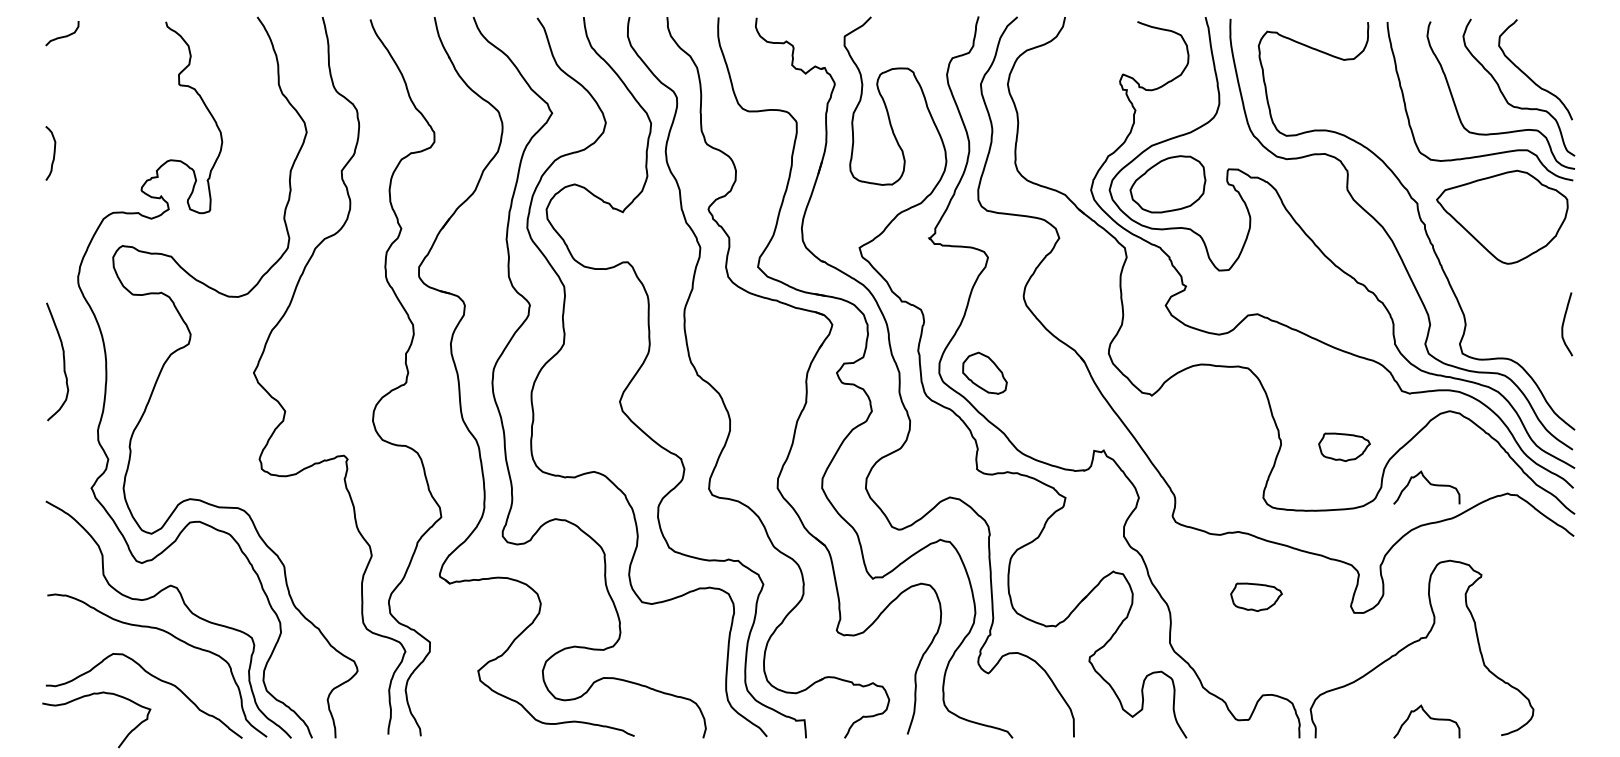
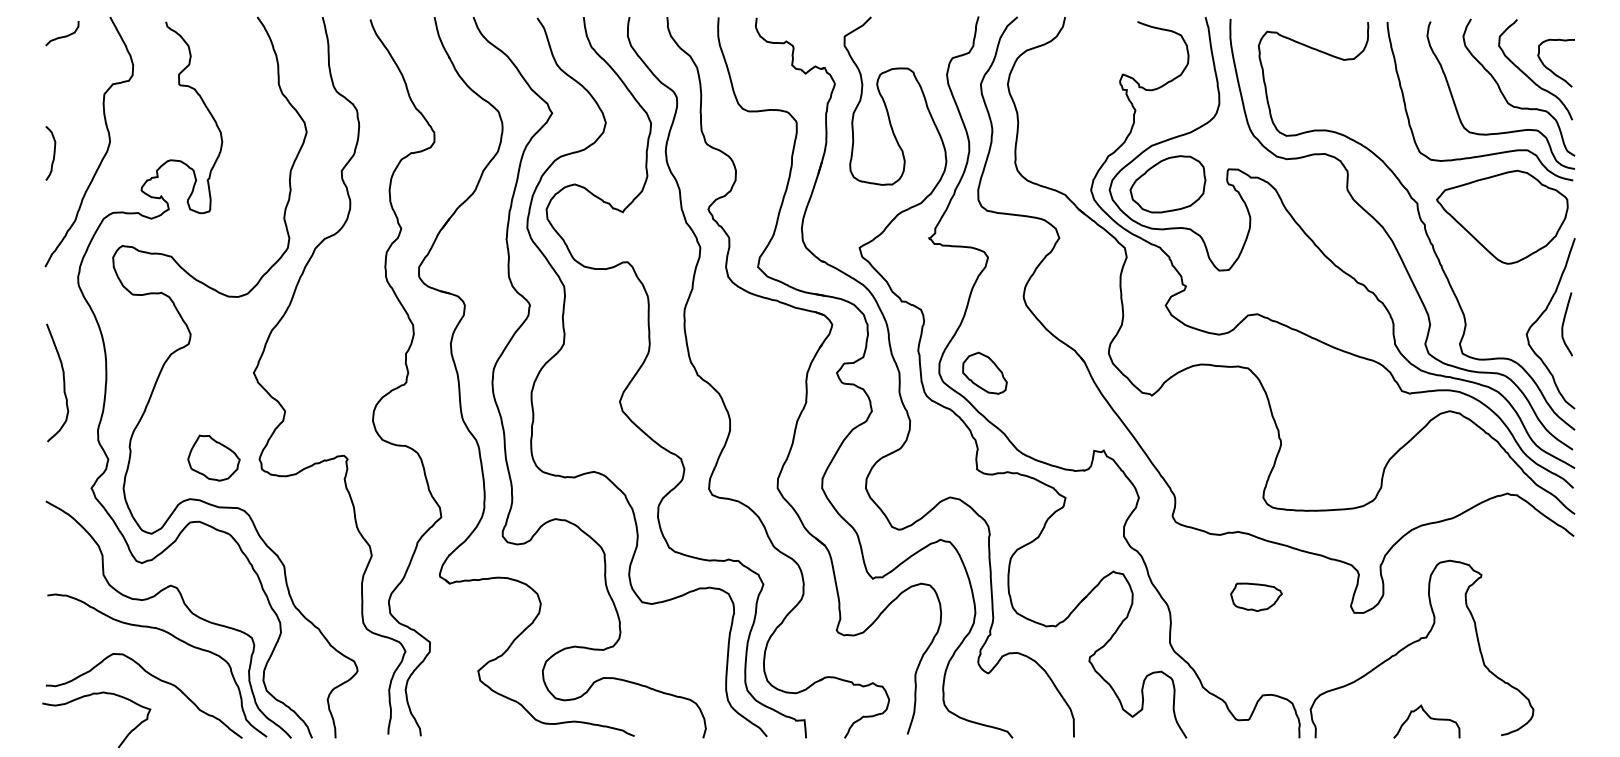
curve: none -> present (1549, 68)
curve: none -> present (107, 146)
curve: none -> present (1542, 315)
curve position: (63, 361) -> (63, 382) (63, 382)
part: present -> none (1344, 447)
part: none -> present (213, 457)
curve: present -> none (1429, 484)
